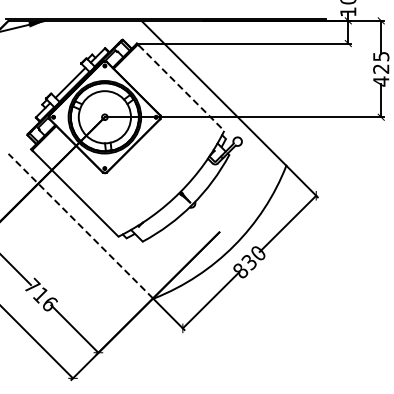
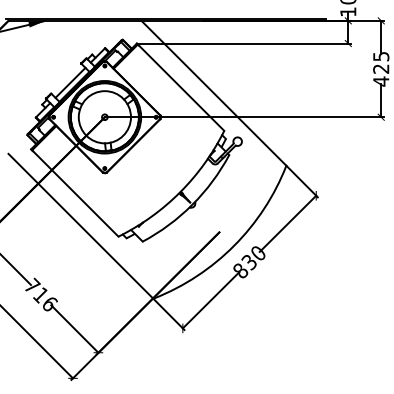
line: dashed -> solid (181, 88)
line: dashed -> solid (80, 225)
